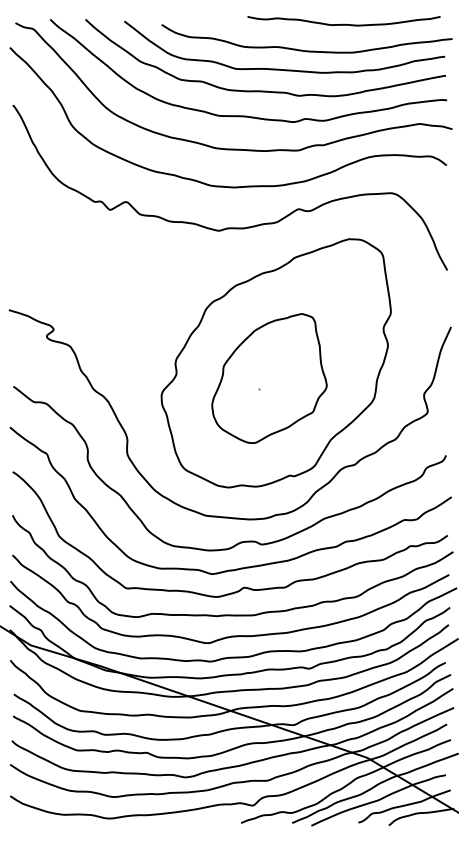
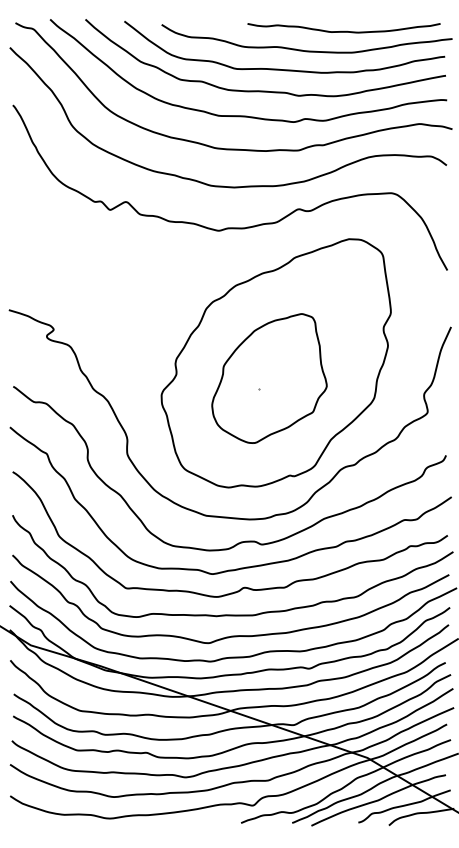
curve position: (344, 23) -> (344, 30) (344, 30)
